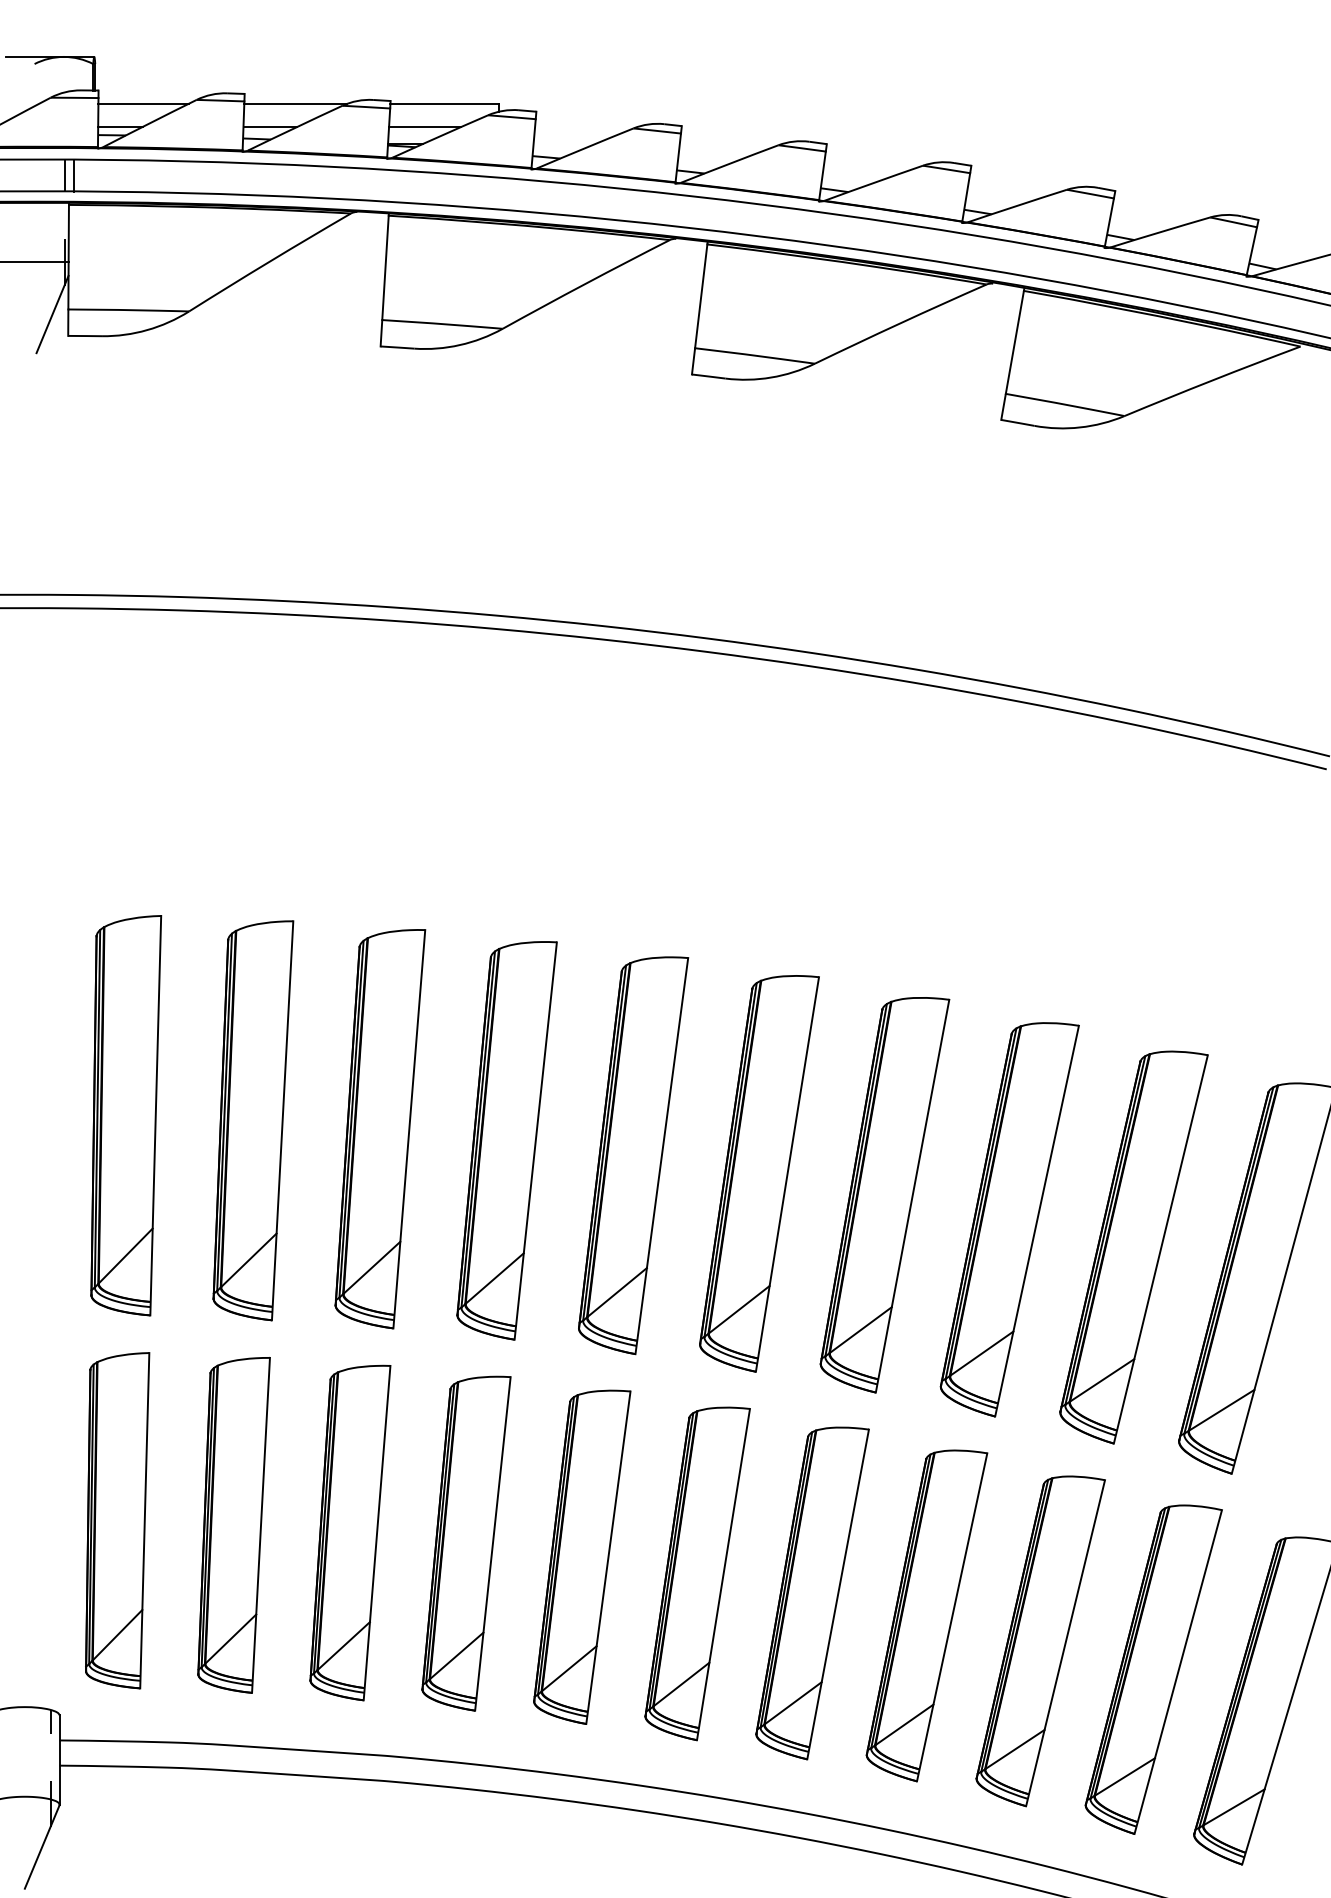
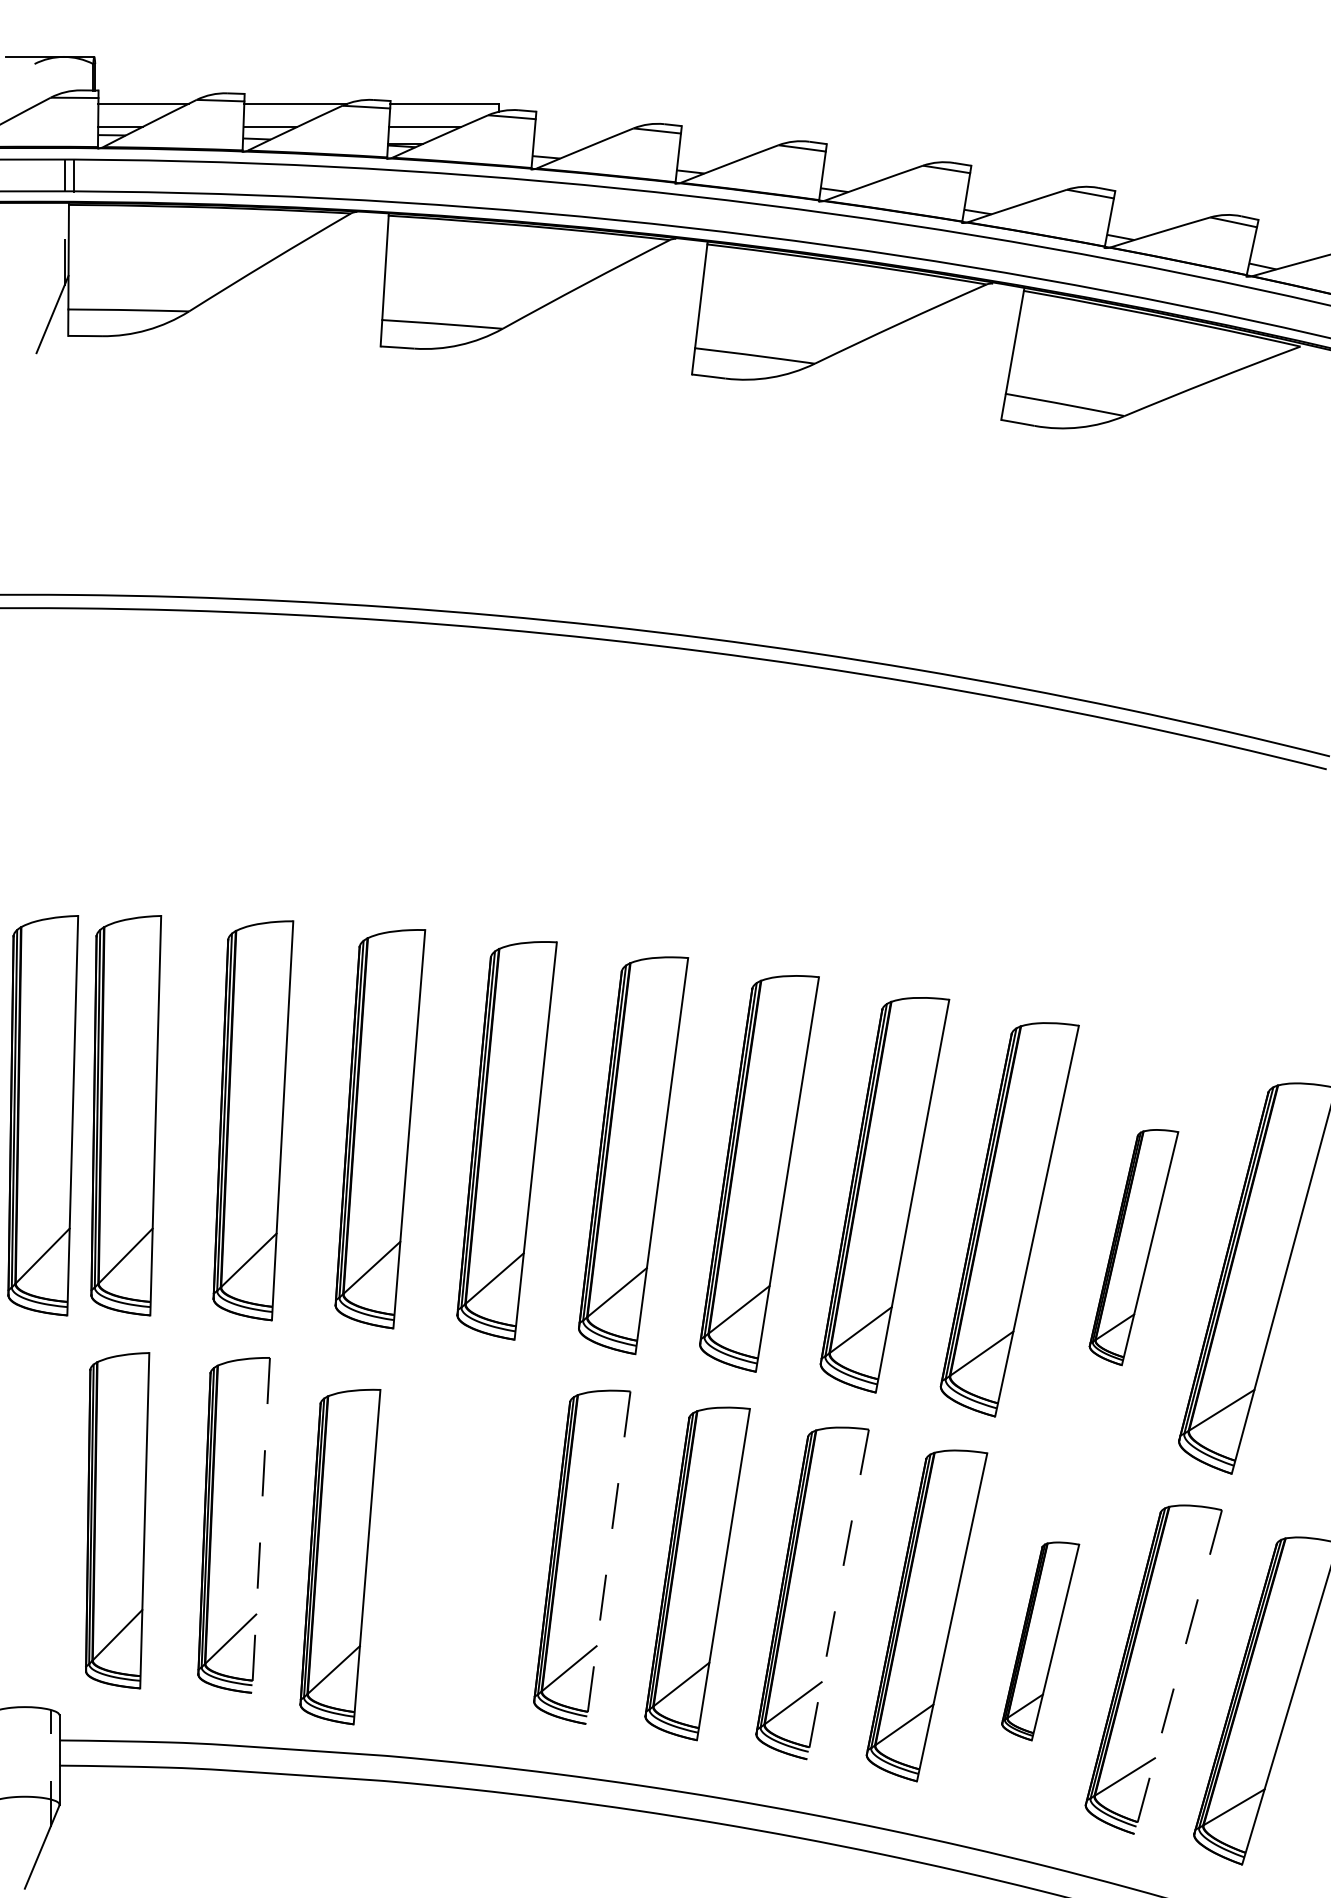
line: present -> none (35, 261)
part: none -> present (43, 1115)
part size: 150x395 px -> 92x238 px (1133, 1247)
line: solid -> dashed (261, 1525)
part position: (350, 1532) -> (340, 1556) (340, 1556)
part: present -> none (466, 1543)
line: solid -> dashed (608, 1557)
line: solid -> dashed (838, 1594)
part size: 131x333 px -> 80x201 px (1040, 1641)
line: solid -> dashed (1178, 1672)
